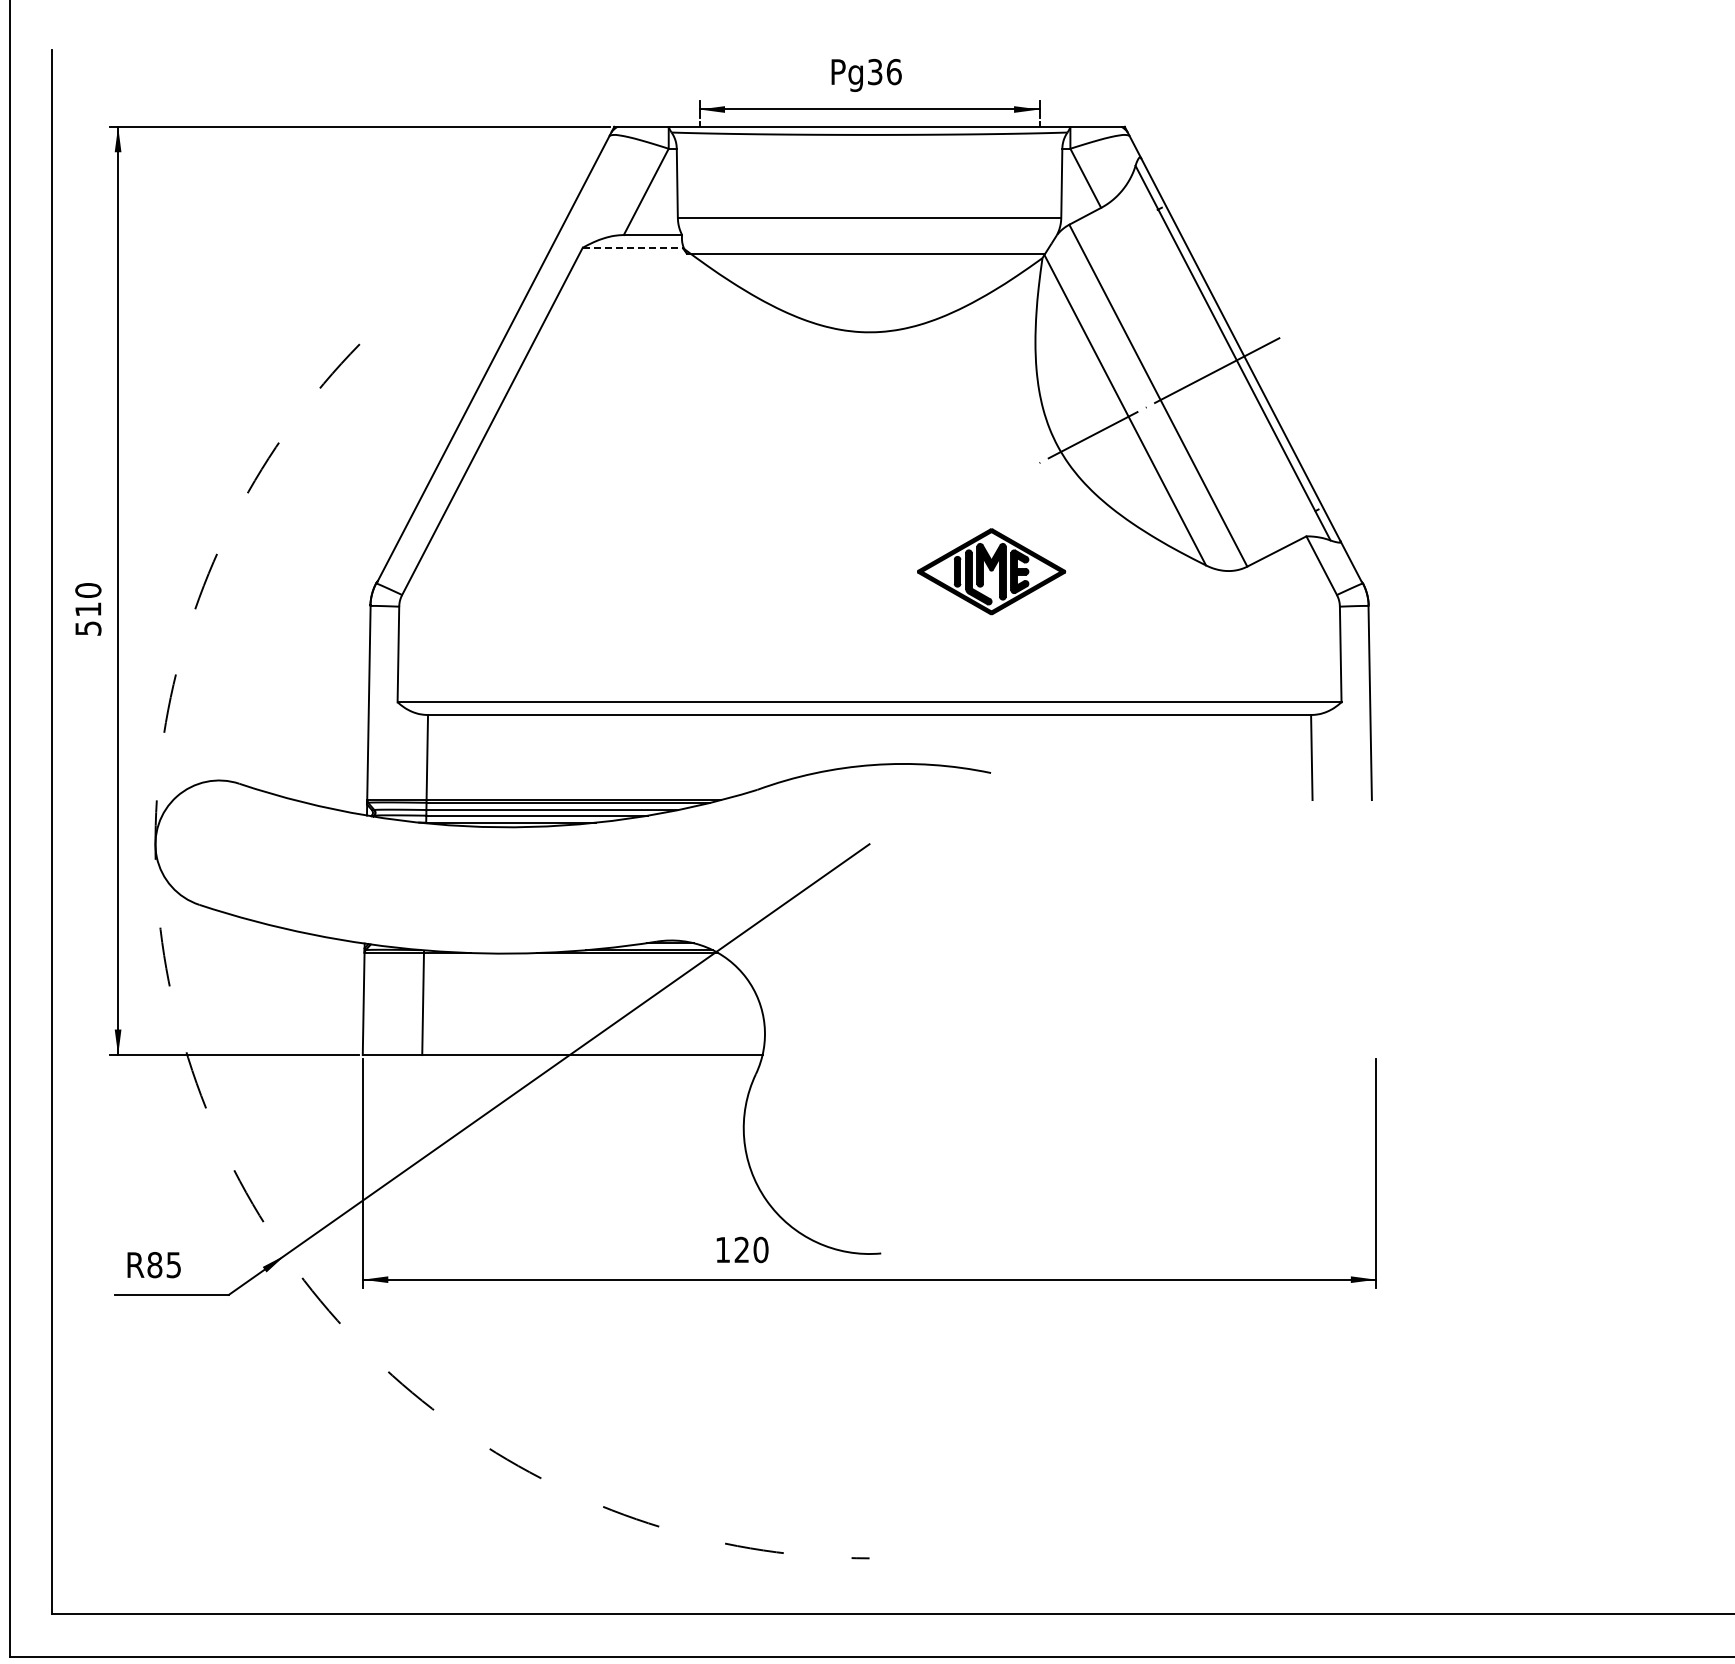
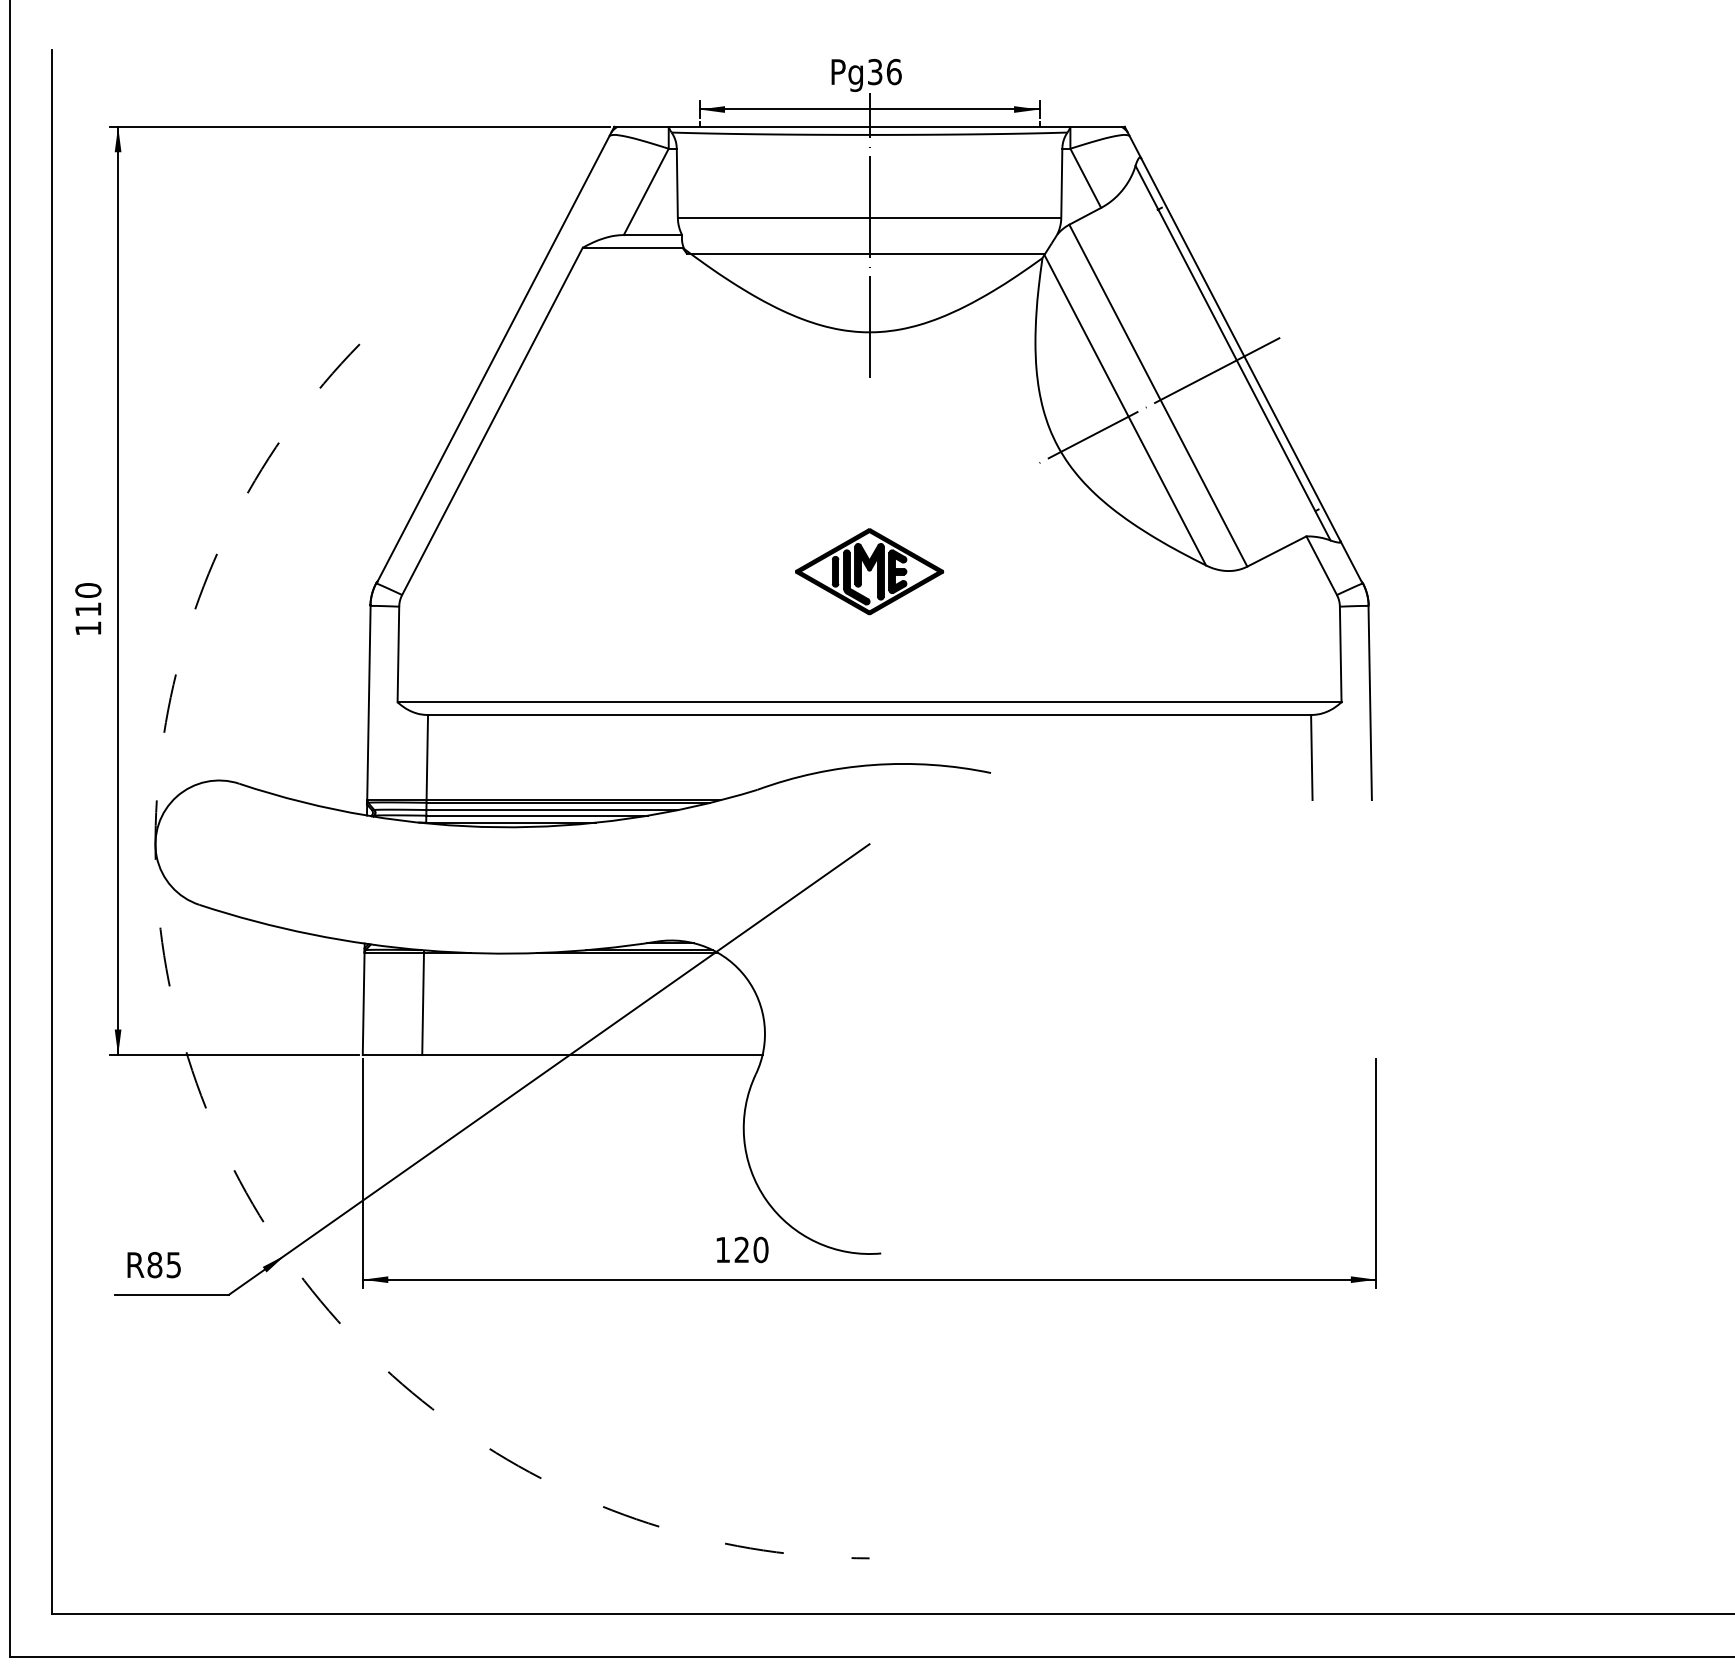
line: none -> present (869, 235)
line: dashed -> solid (632, 247)
part position: (991, 571) -> (869, 571) (869, 571)
text: 510 -> 110 (88, 628)
